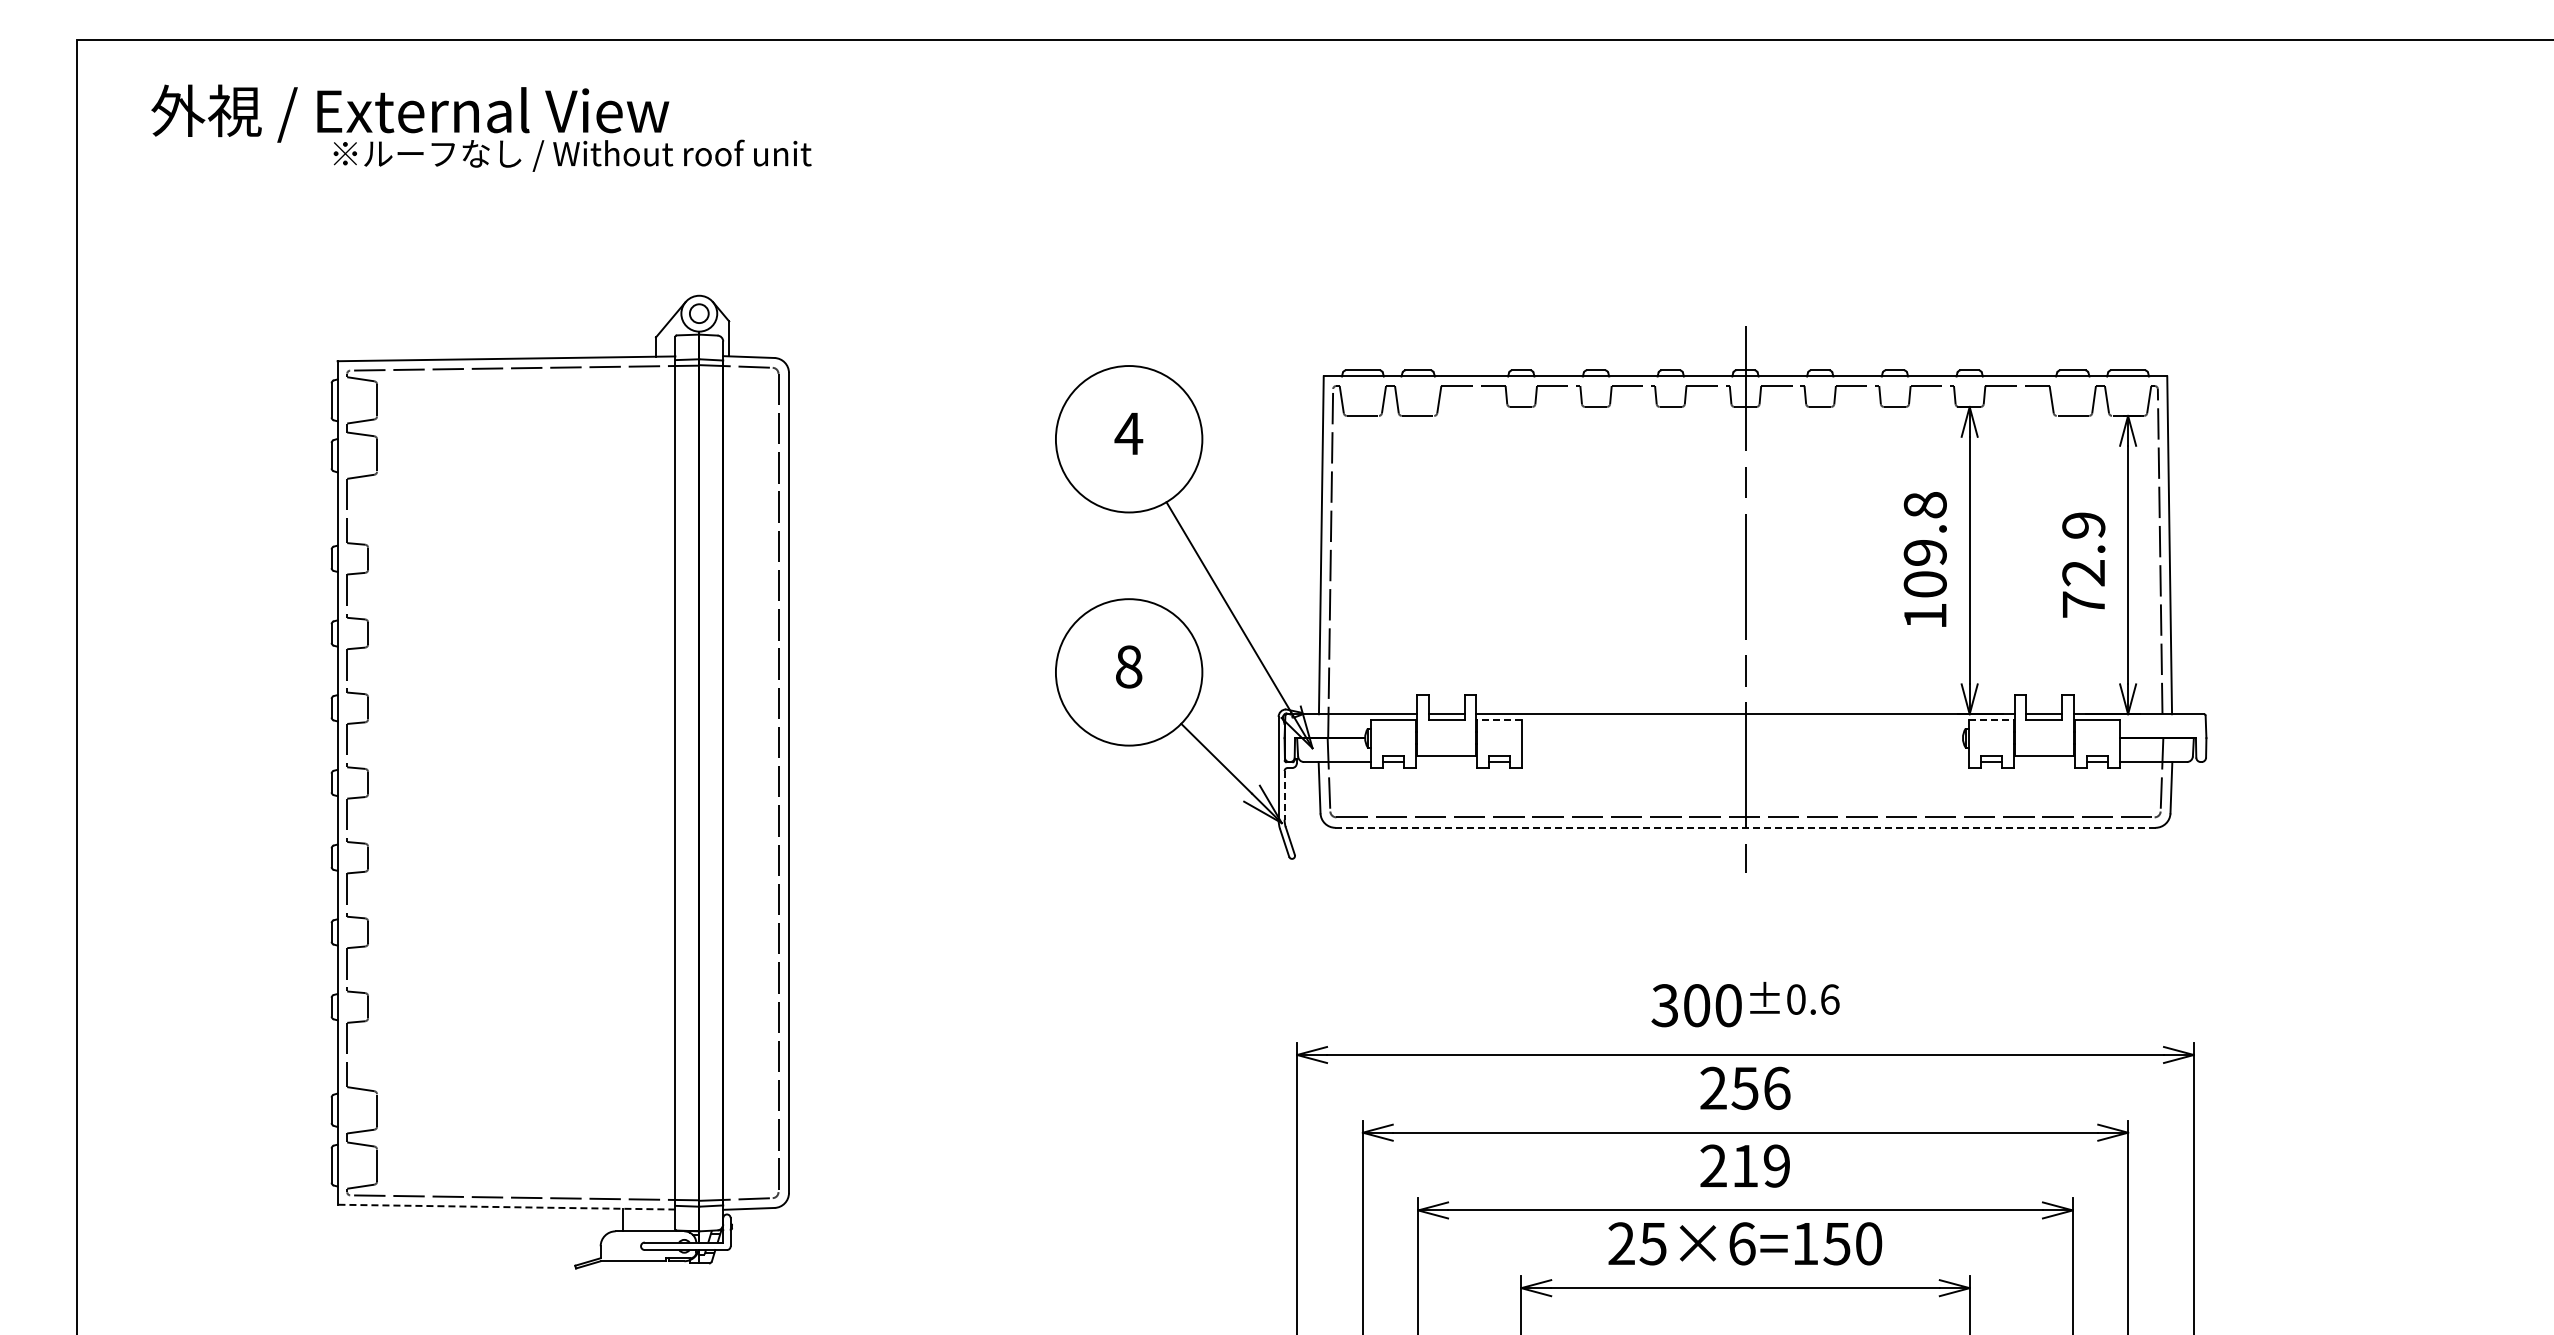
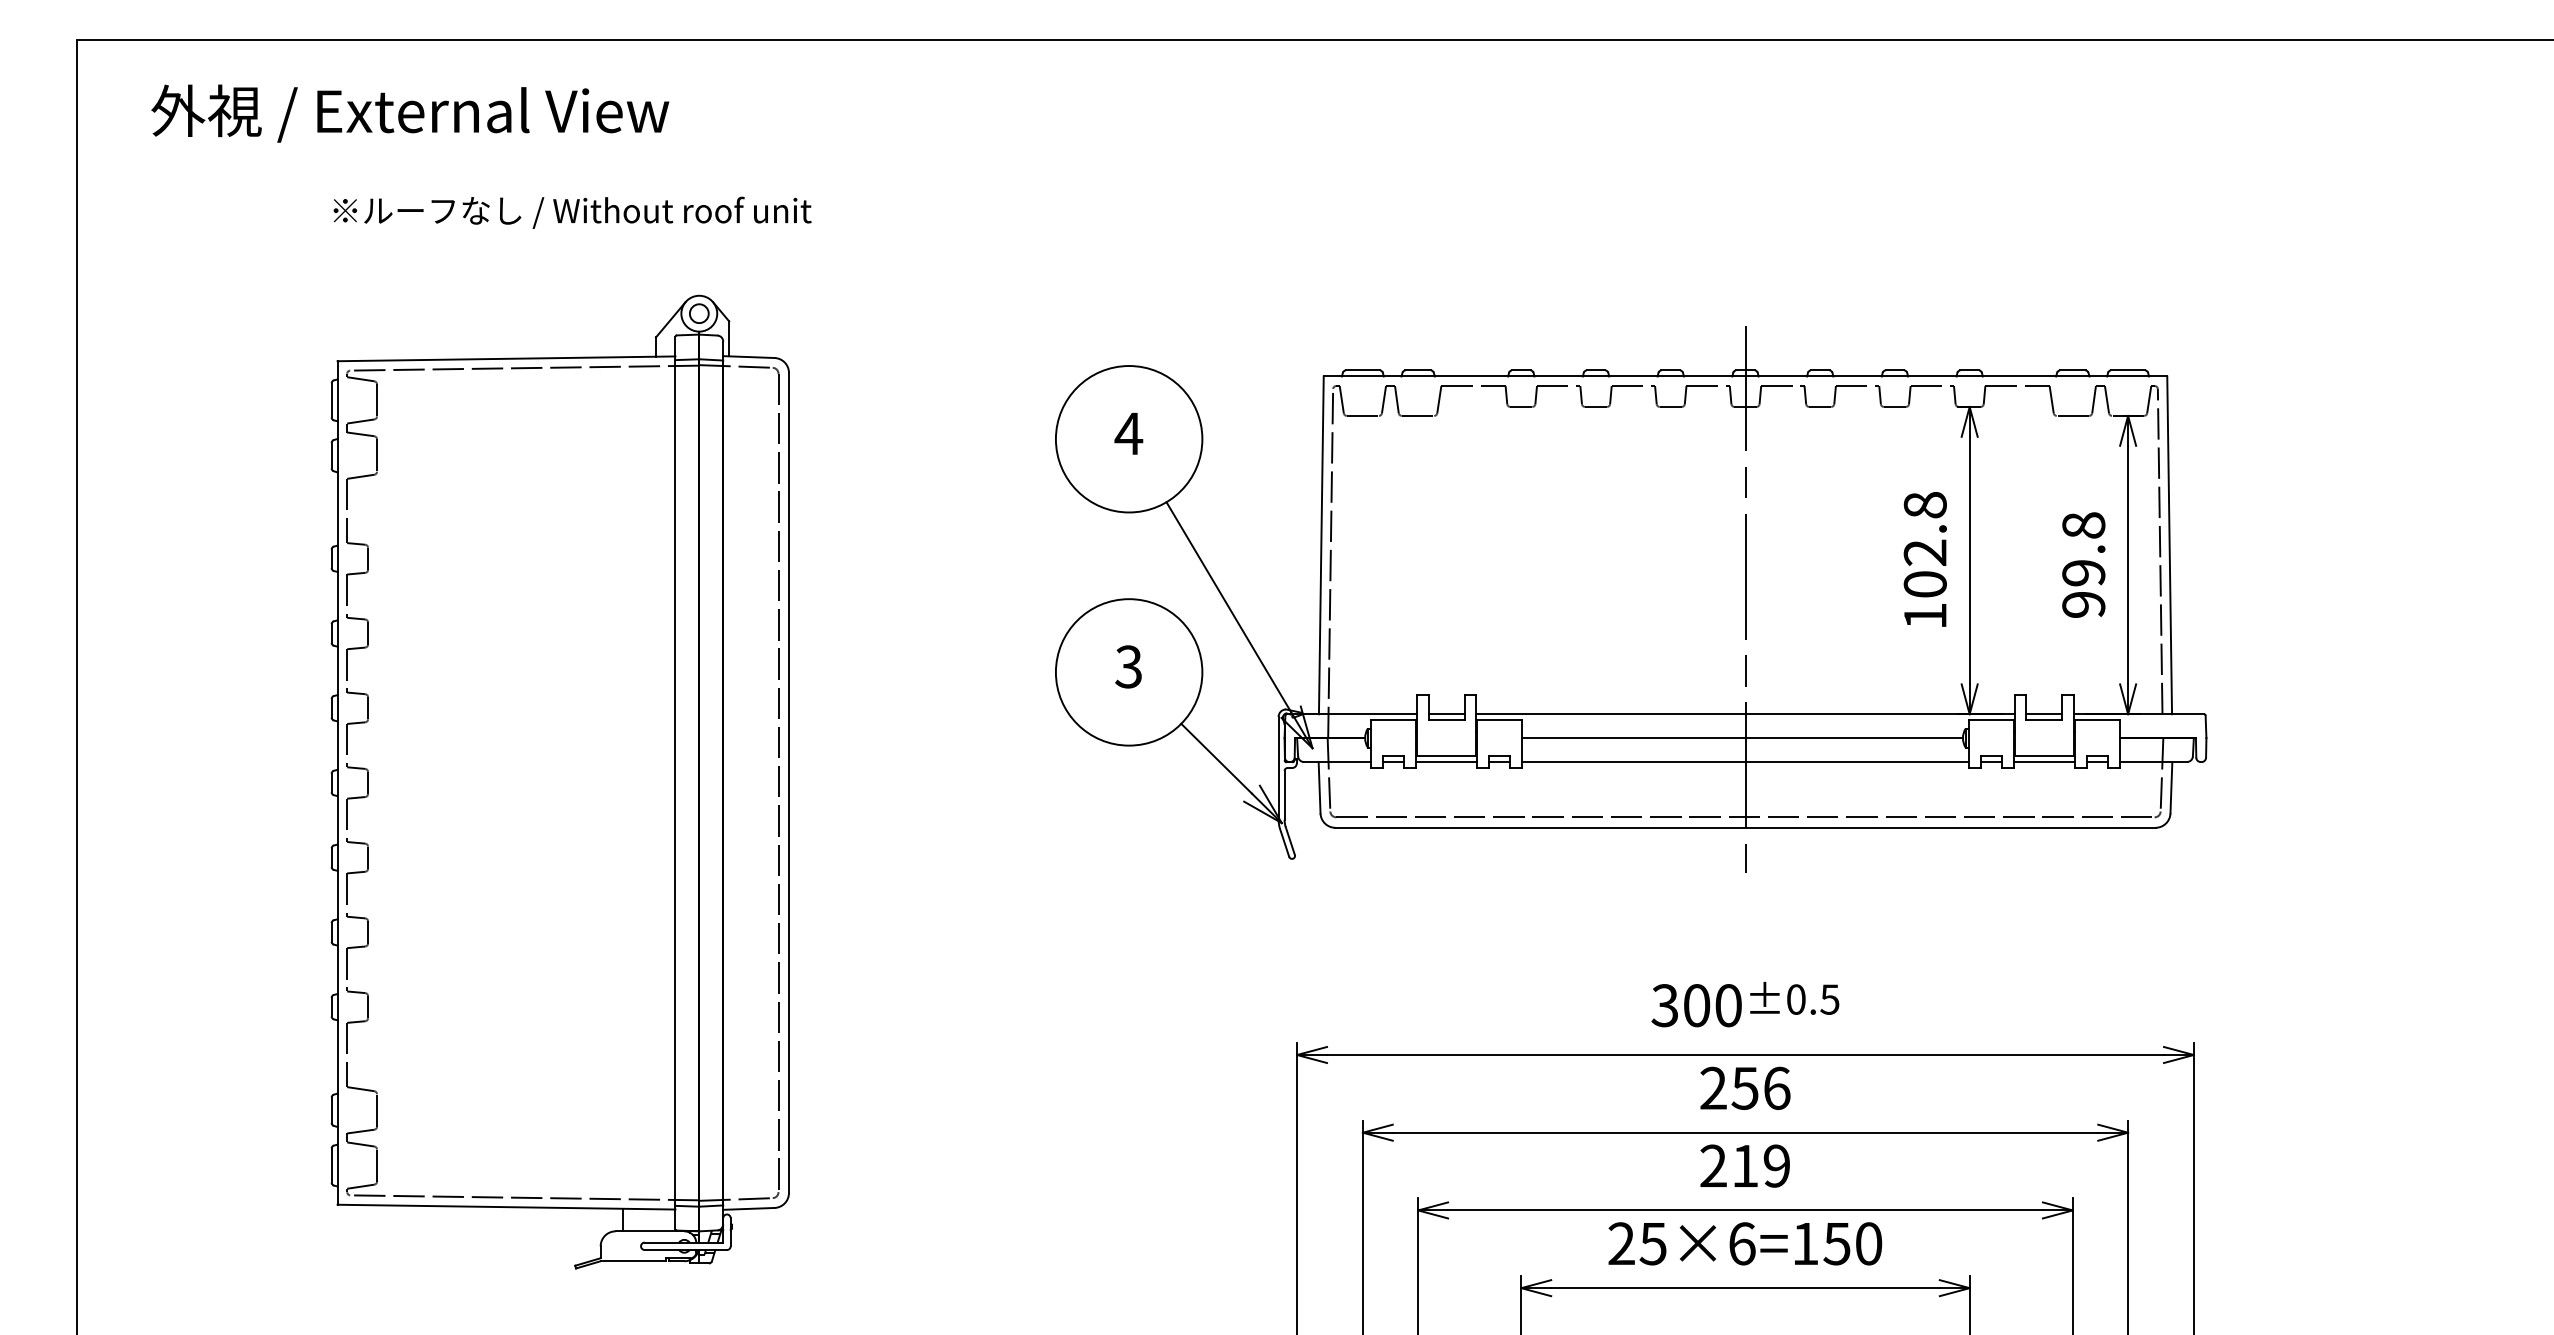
text position: (572, 155) -> (572, 212) (572, 212)
text: 109.8 -> 102.8 (1925, 552)
text: 72.9 -> 99.8 (2083, 564)
text: 8 -> 3 (1128, 666)
line: dashed -> solid (1499, 720)
line: dashed -> solid (1991, 720)
line: none -> present (1742, 738)
line: none -> present (1446, 762)
line: none -> present (1745, 762)
line: none -> present (2044, 762)
line: dashed -> solid (1284, 795)
line: dashed -> solid (1746, 827)
text: ±0.6 -> ±0.5 (1829, 999)
line: dashed -> solid (506, 1207)
